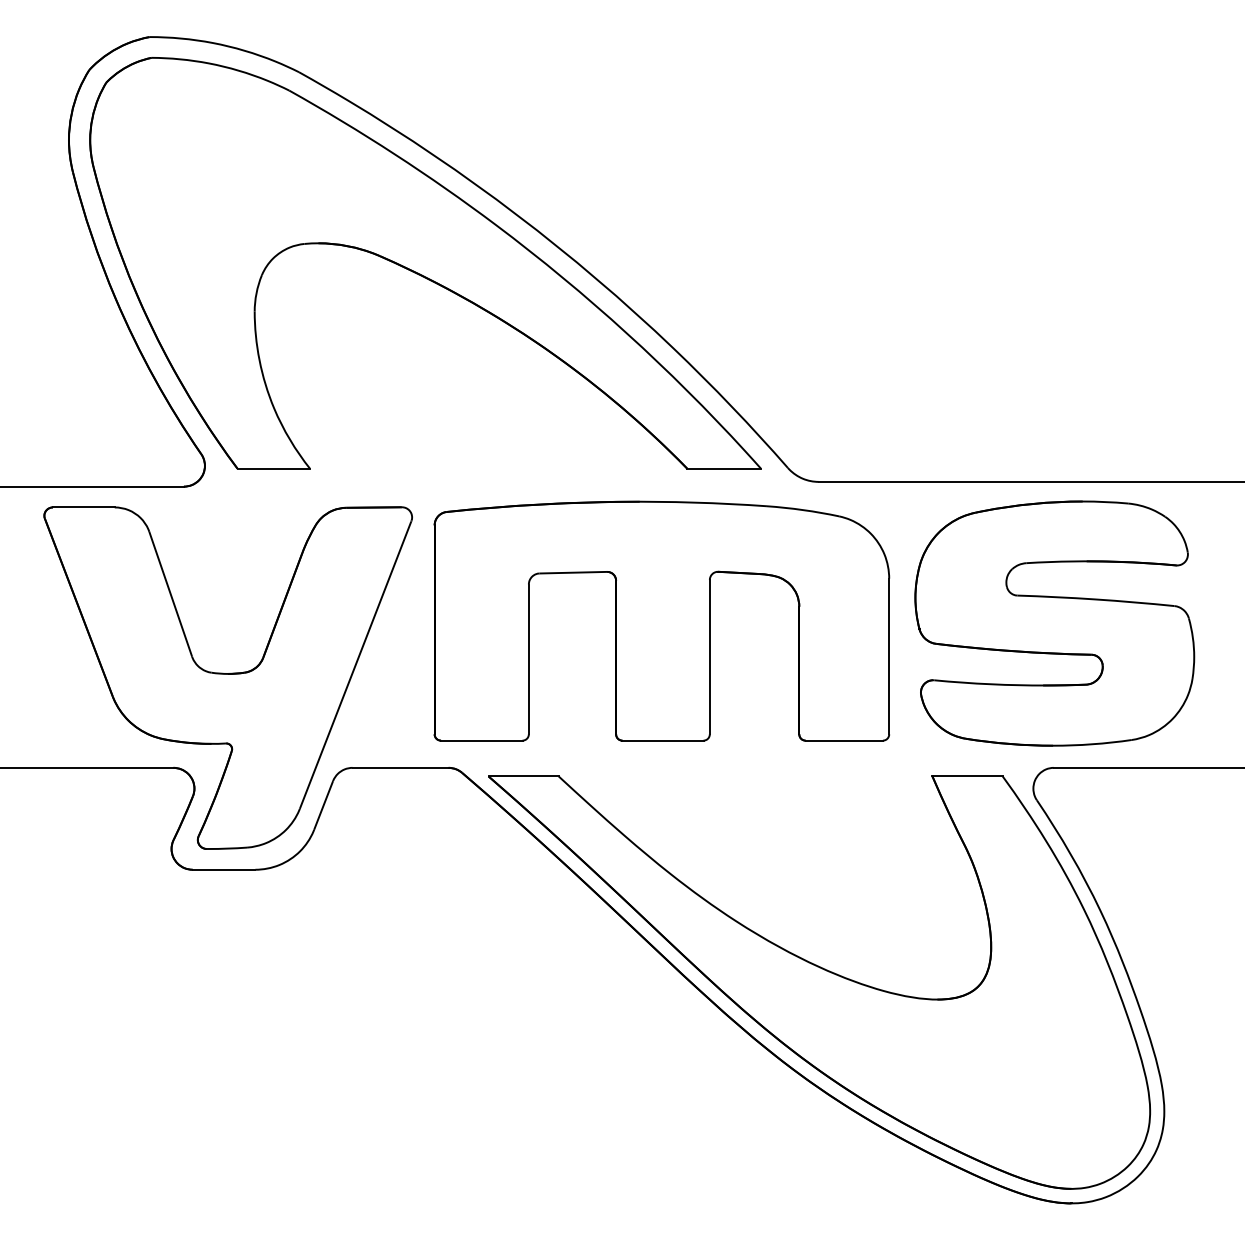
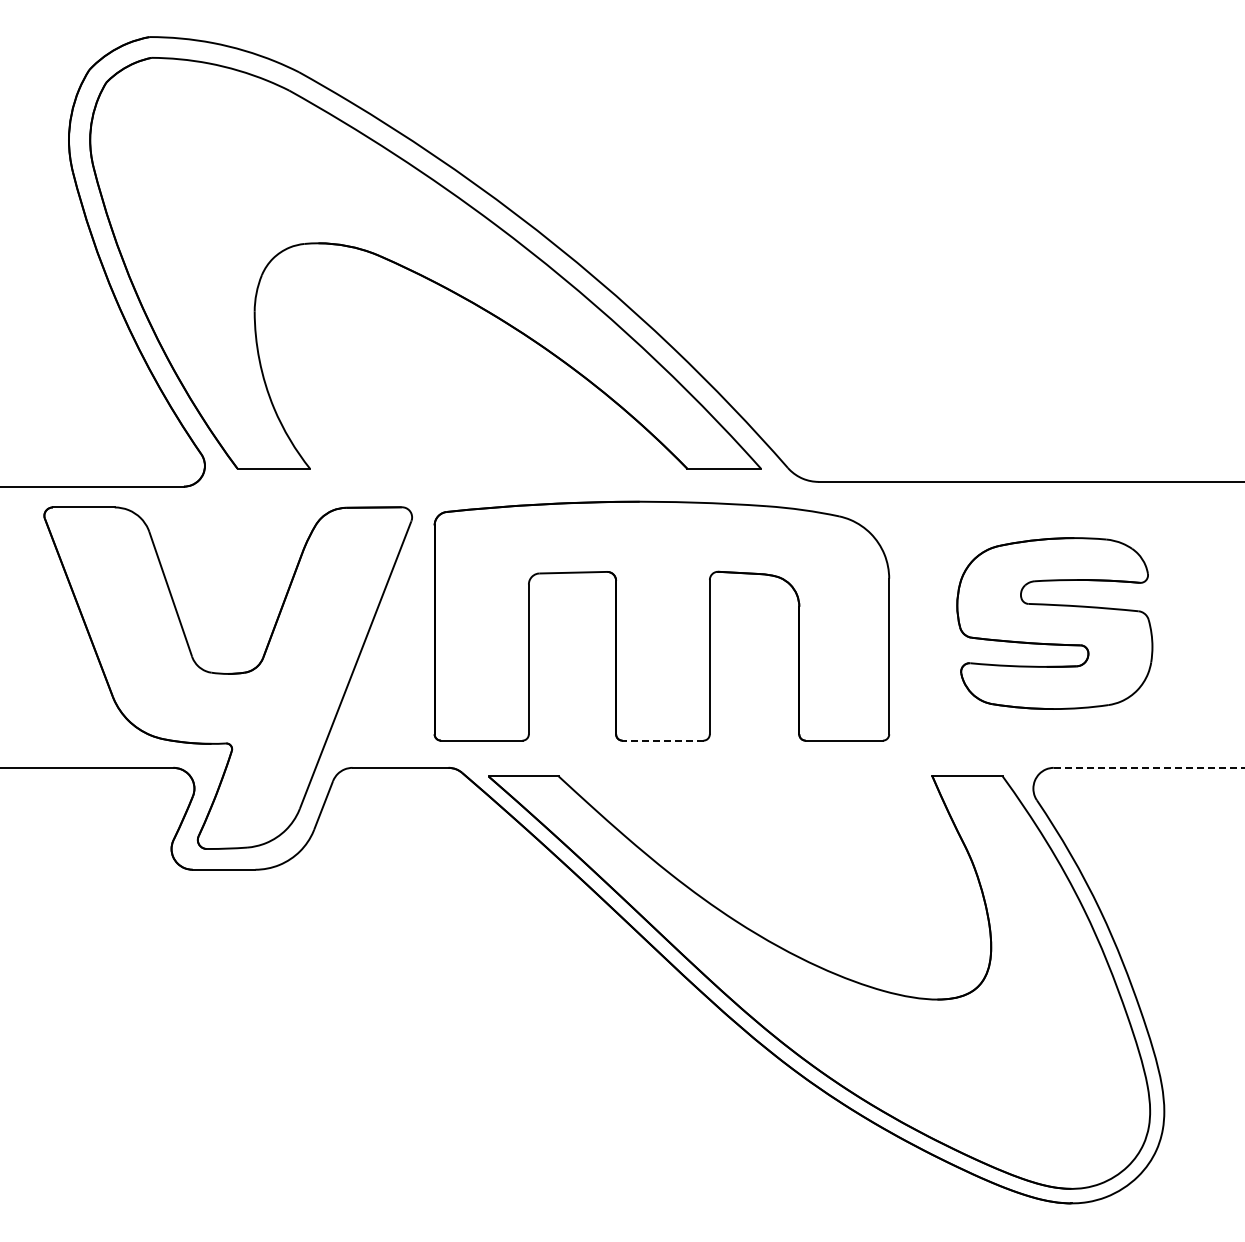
part size: 282x247 px -> 198x173 px (1054, 623)
line: solid -> dashed (663, 740)
line: solid -> dashed (1149, 767)
